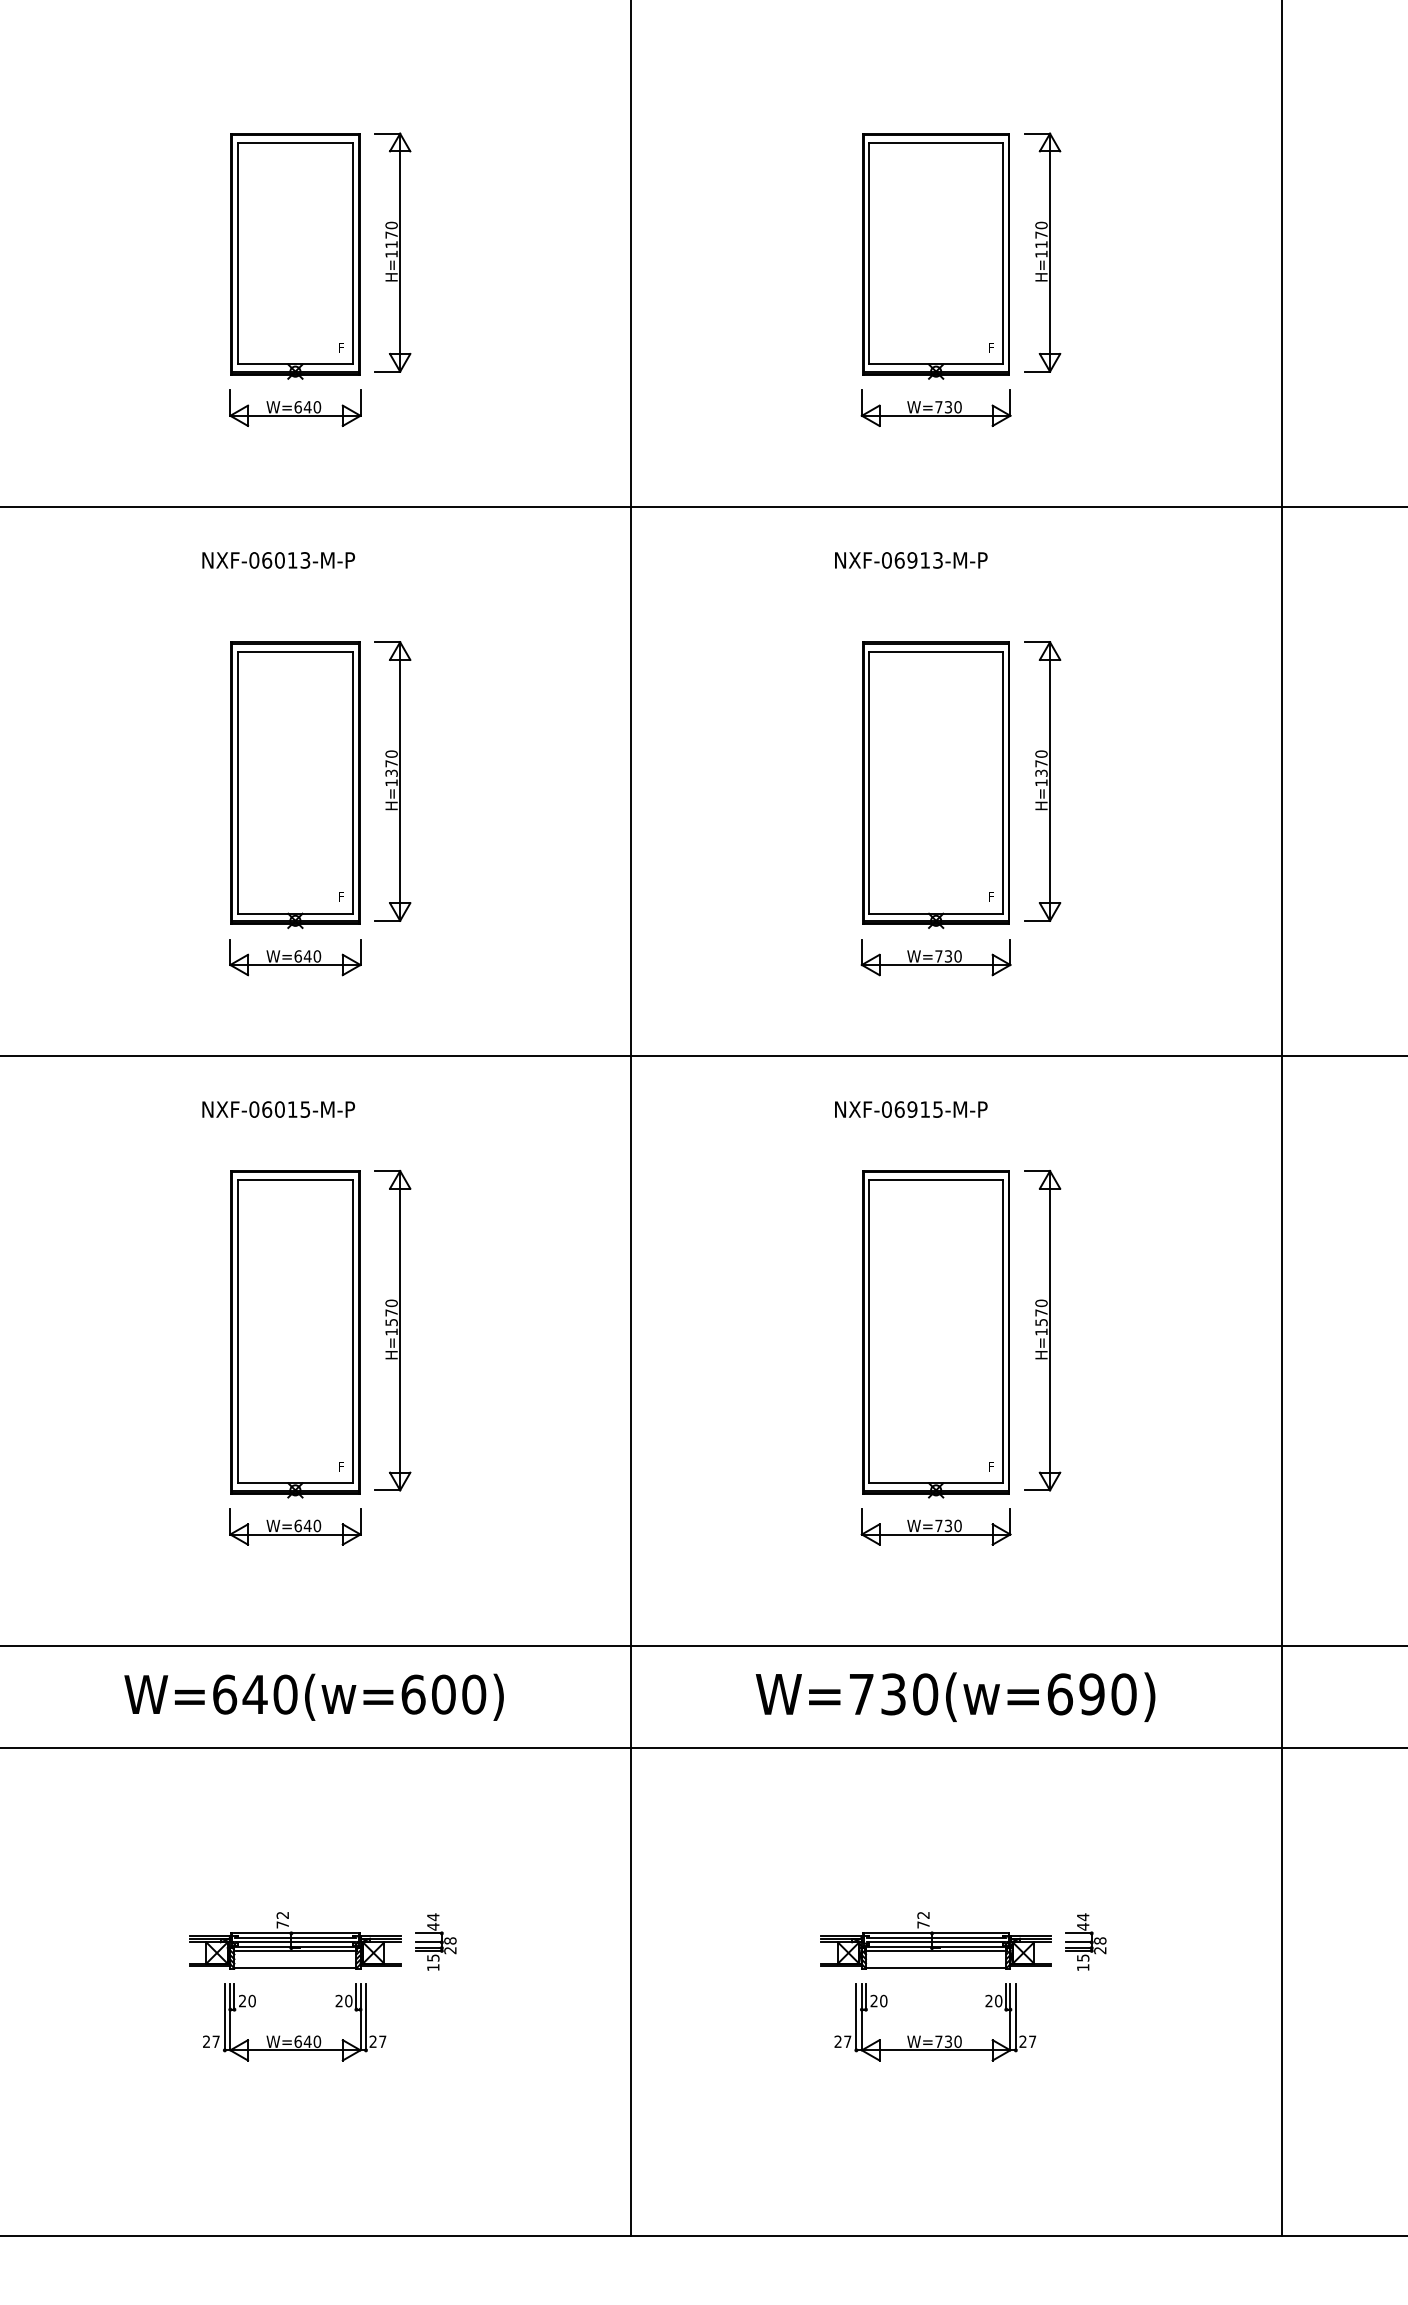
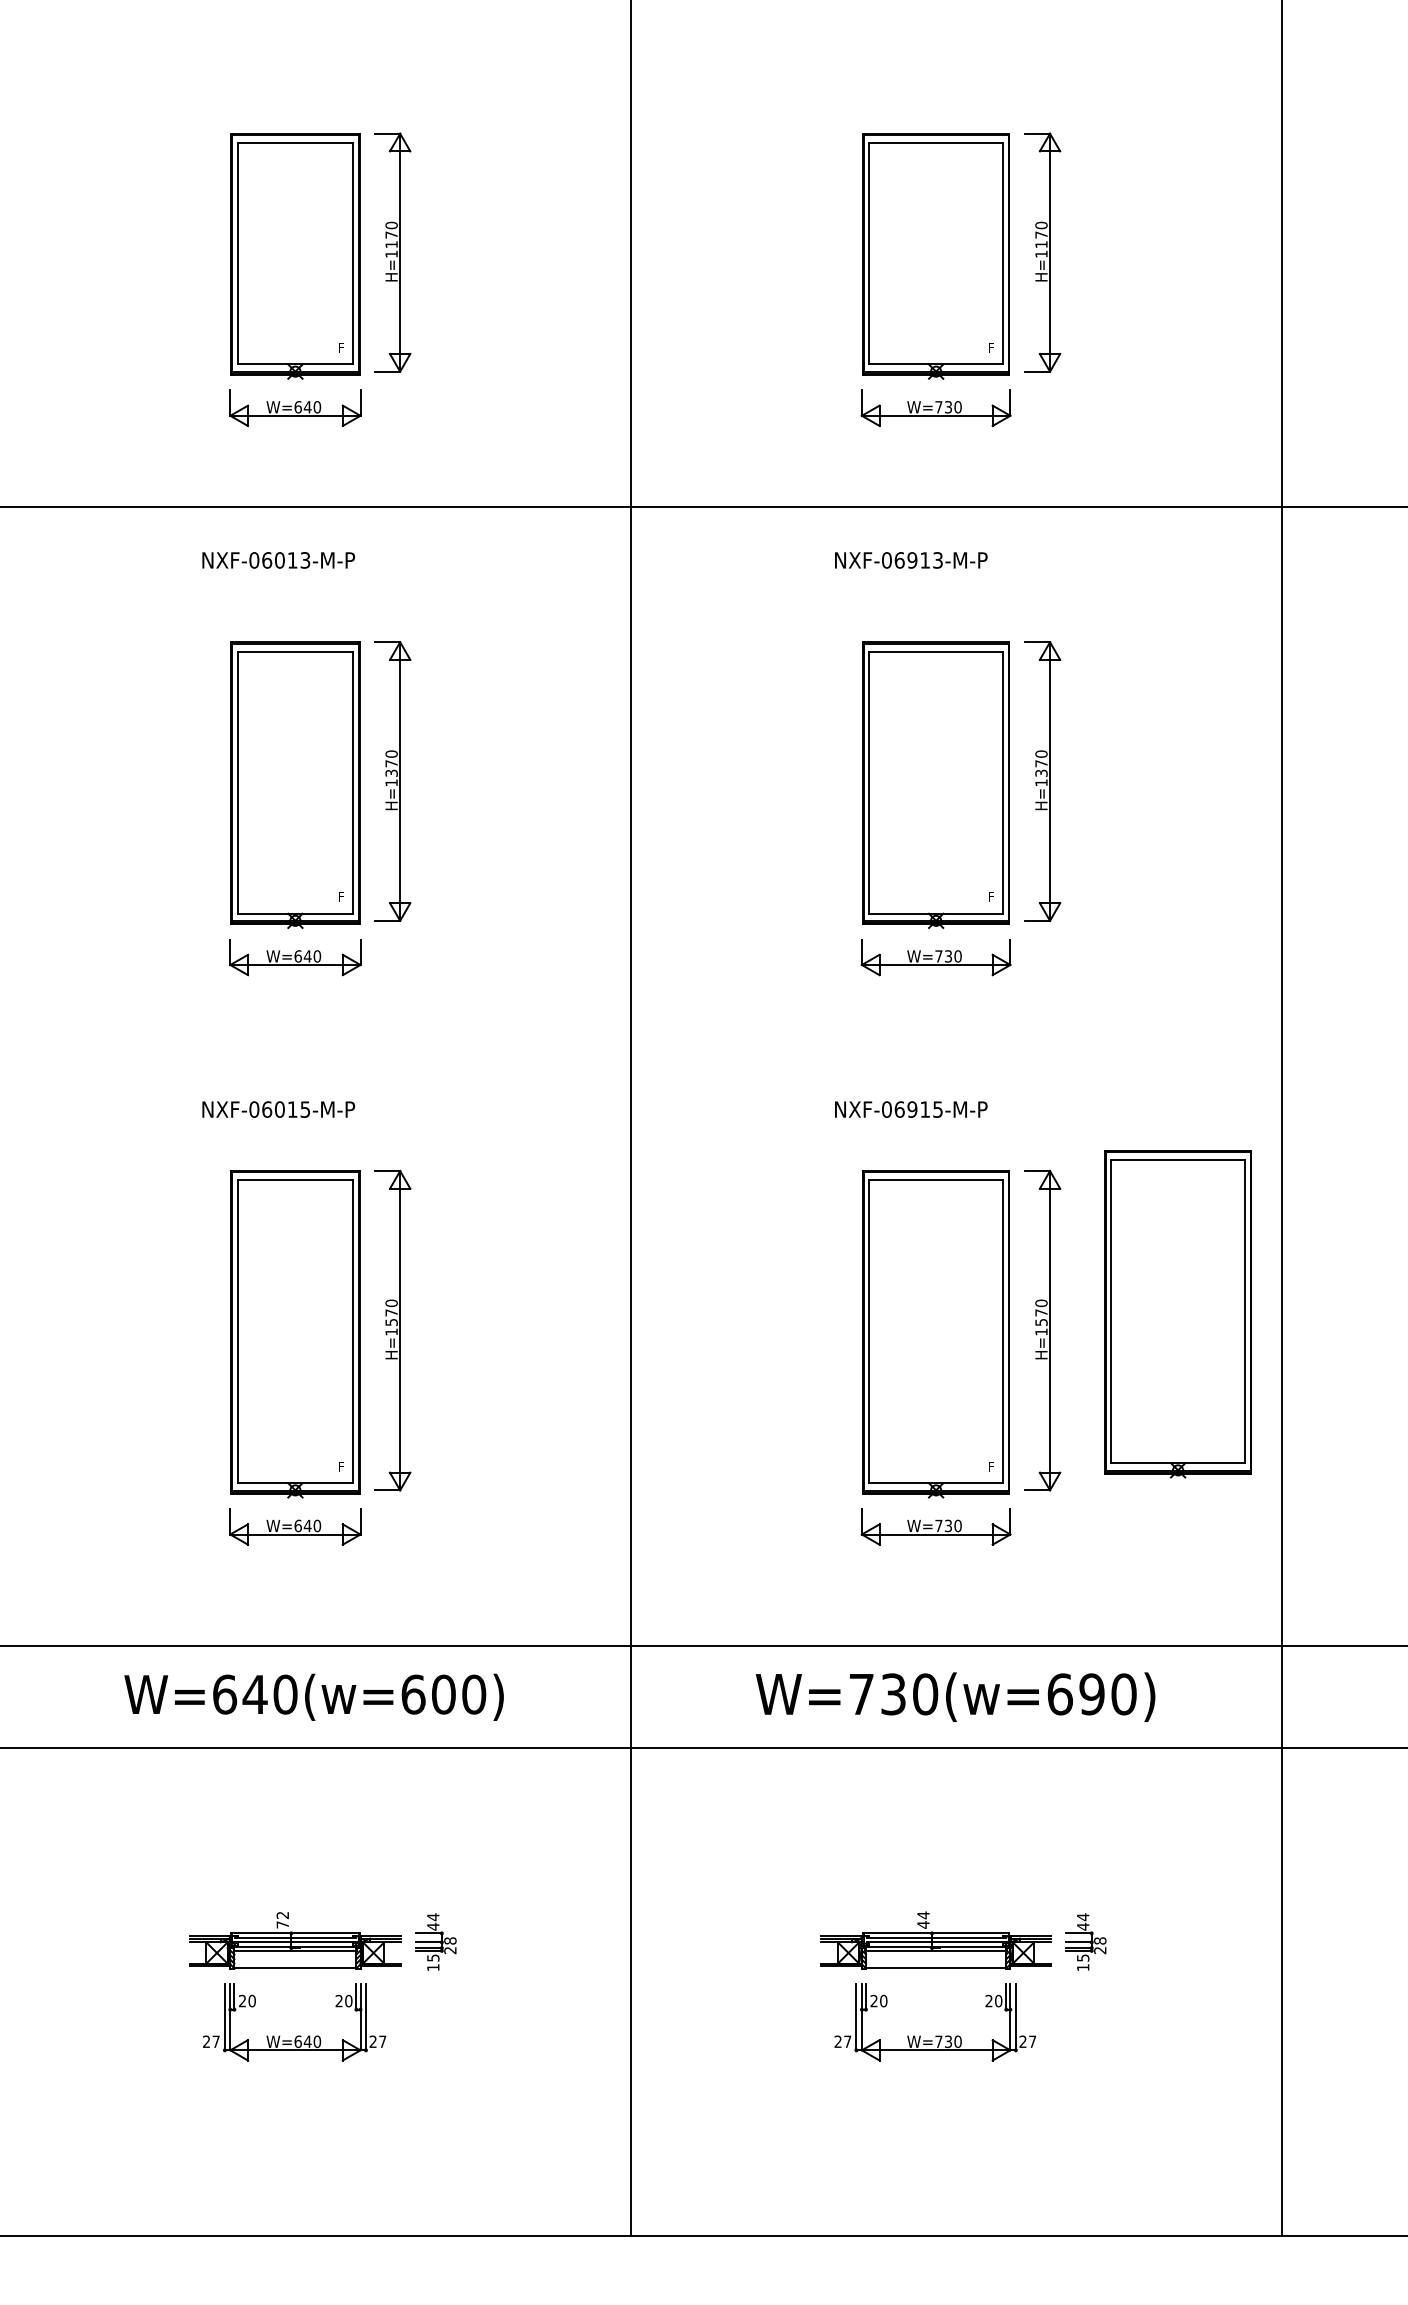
line: present -> none (703, 1056)
part: none -> present (1177, 1314)
text: 72 -> 44 (923, 1919)
